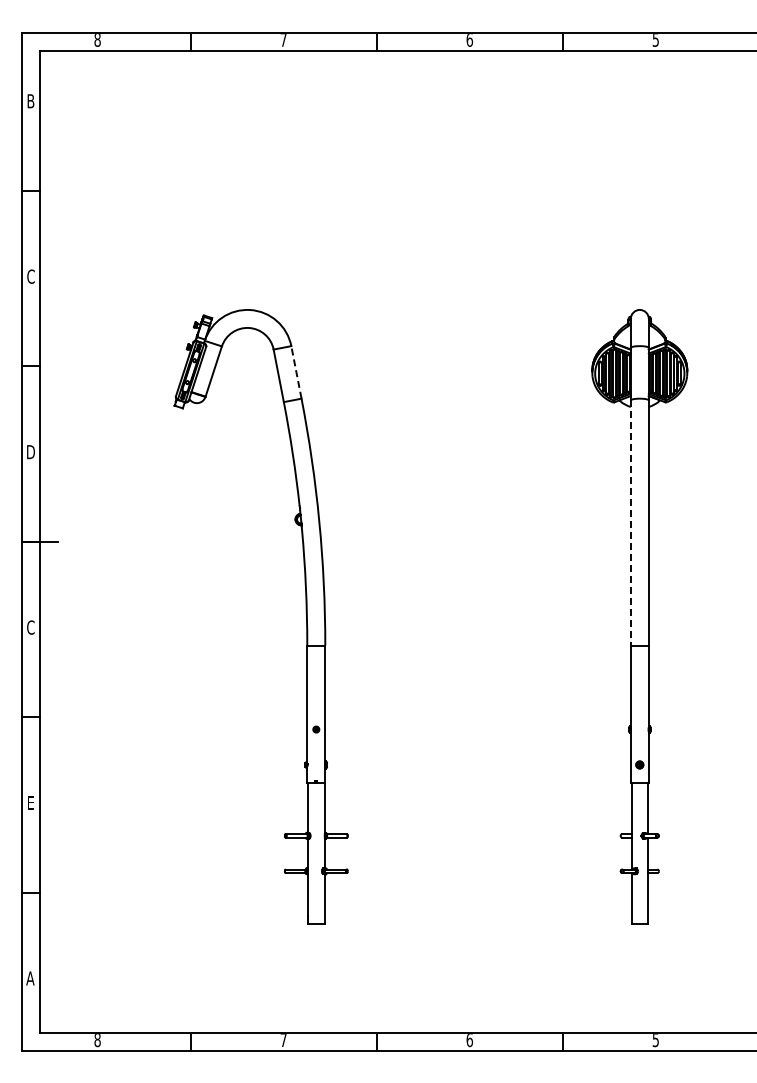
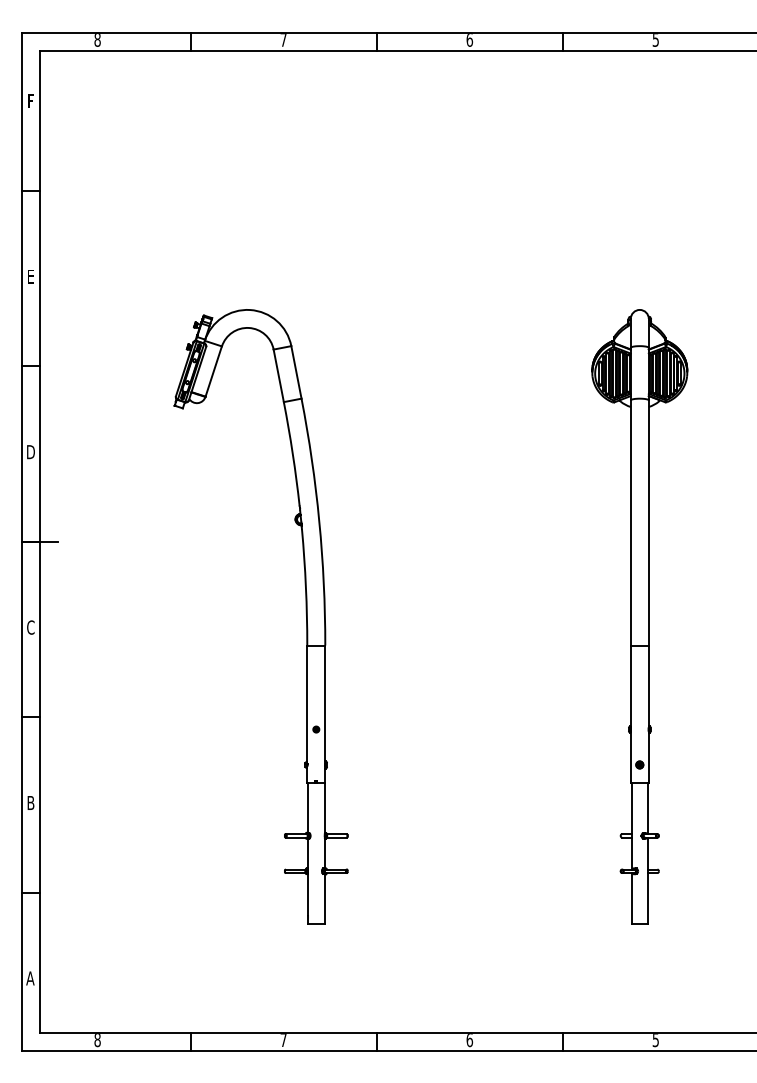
text: B -> F (30, 101)
text: C -> E (30, 276)
line: dashed -> solid (296, 372)
line: dashed -> solid (630, 522)
text: E -> B (30, 802)
